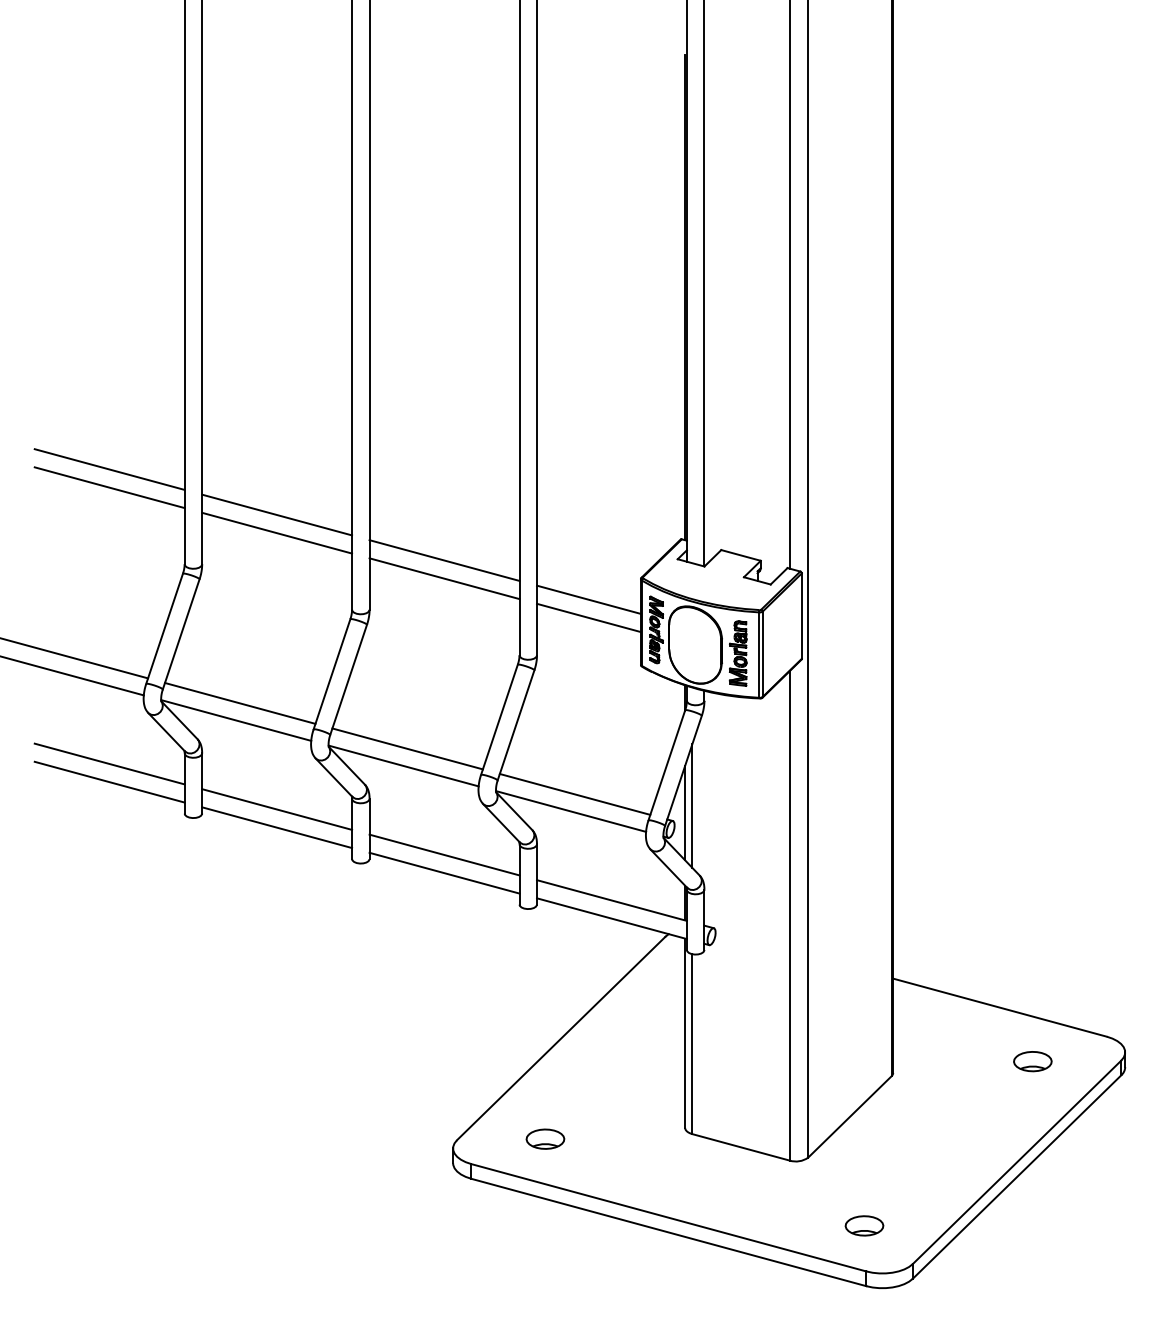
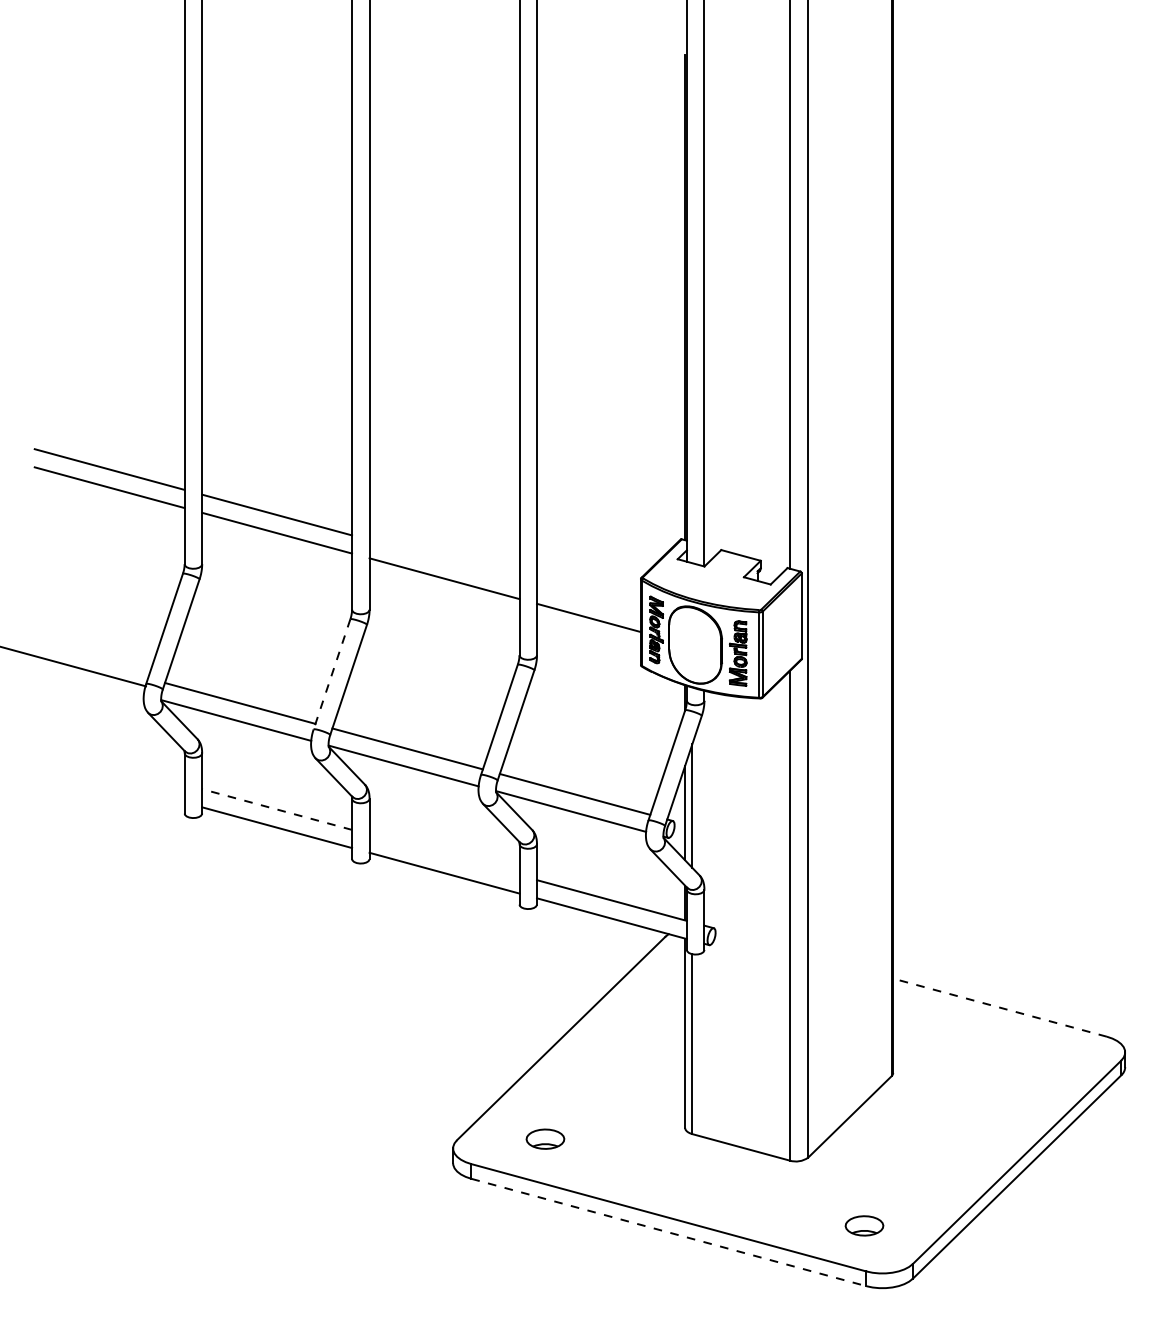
line: present -> none (444, 560)
line: present -> none (588, 599)
line position: (75, 658) -> (74, 666) (74, 666)
line: solid -> dashed (331, 674)
line: present -> none (72, 675)
line: present -> none (109, 763)
line: present -> none (109, 781)
line: solid -> dashed (277, 809)
line: present -> none (444, 854)
line: solid -> dashed (1000, 1007)
part: present -> none (1032, 1061)
line: solid -> dashed (668, 1232)
